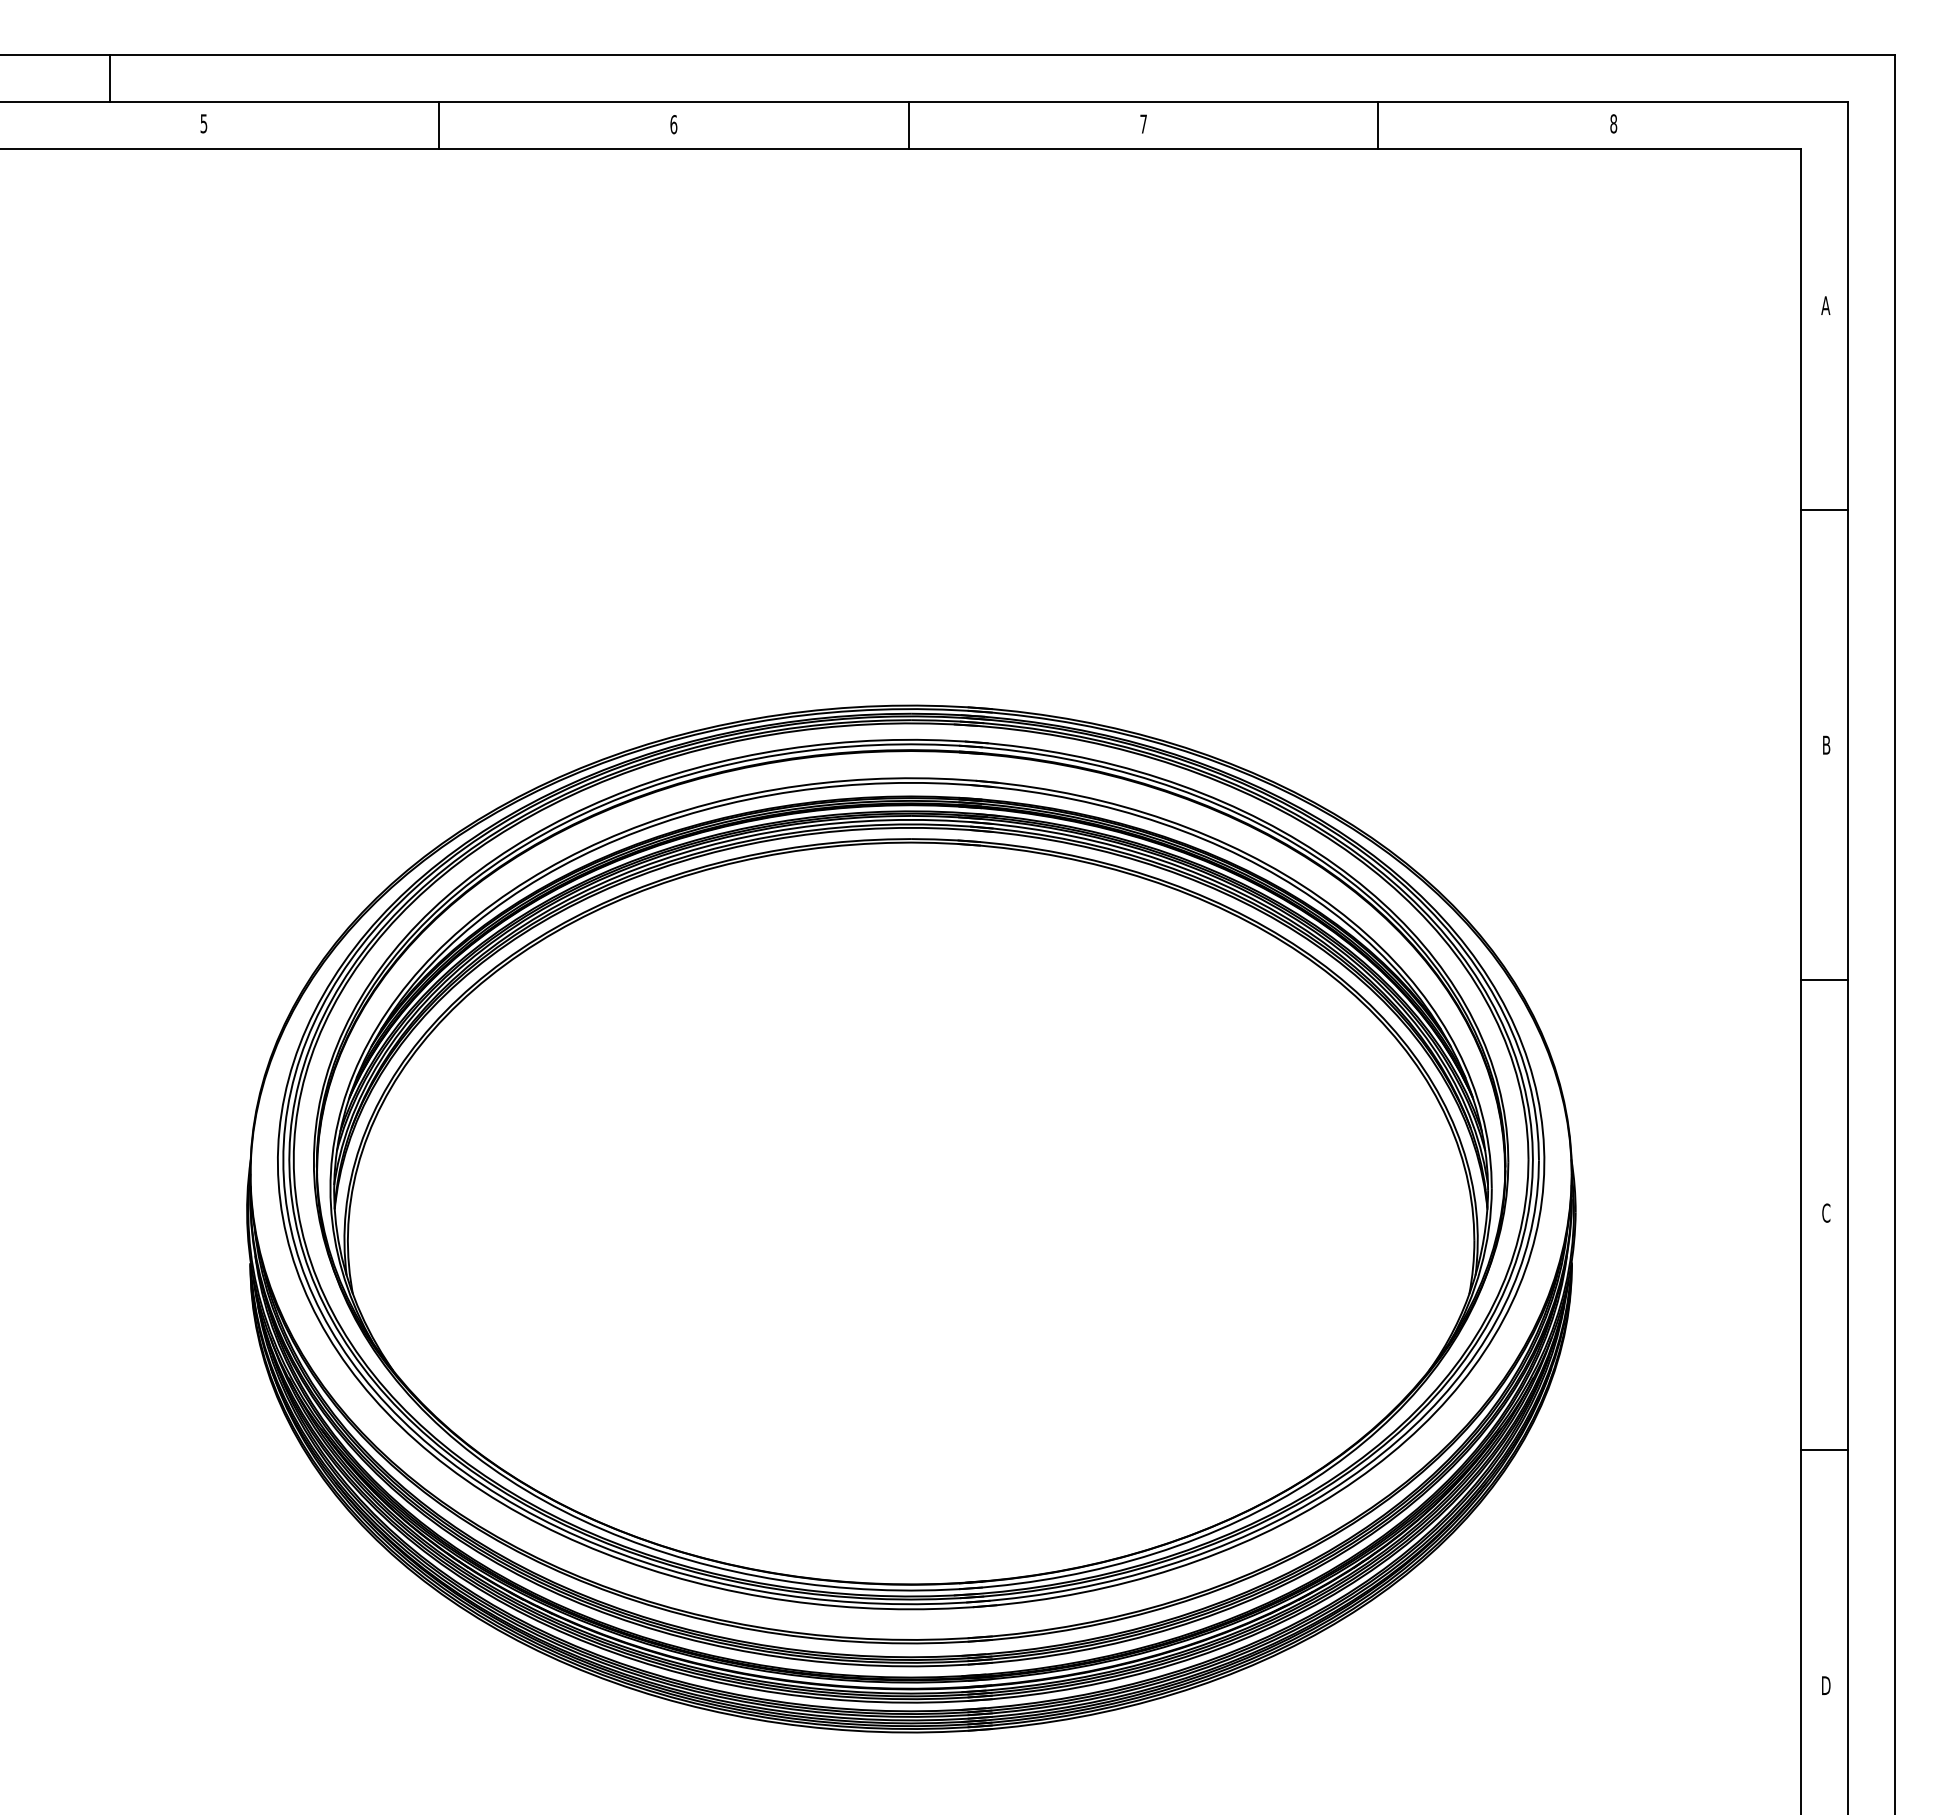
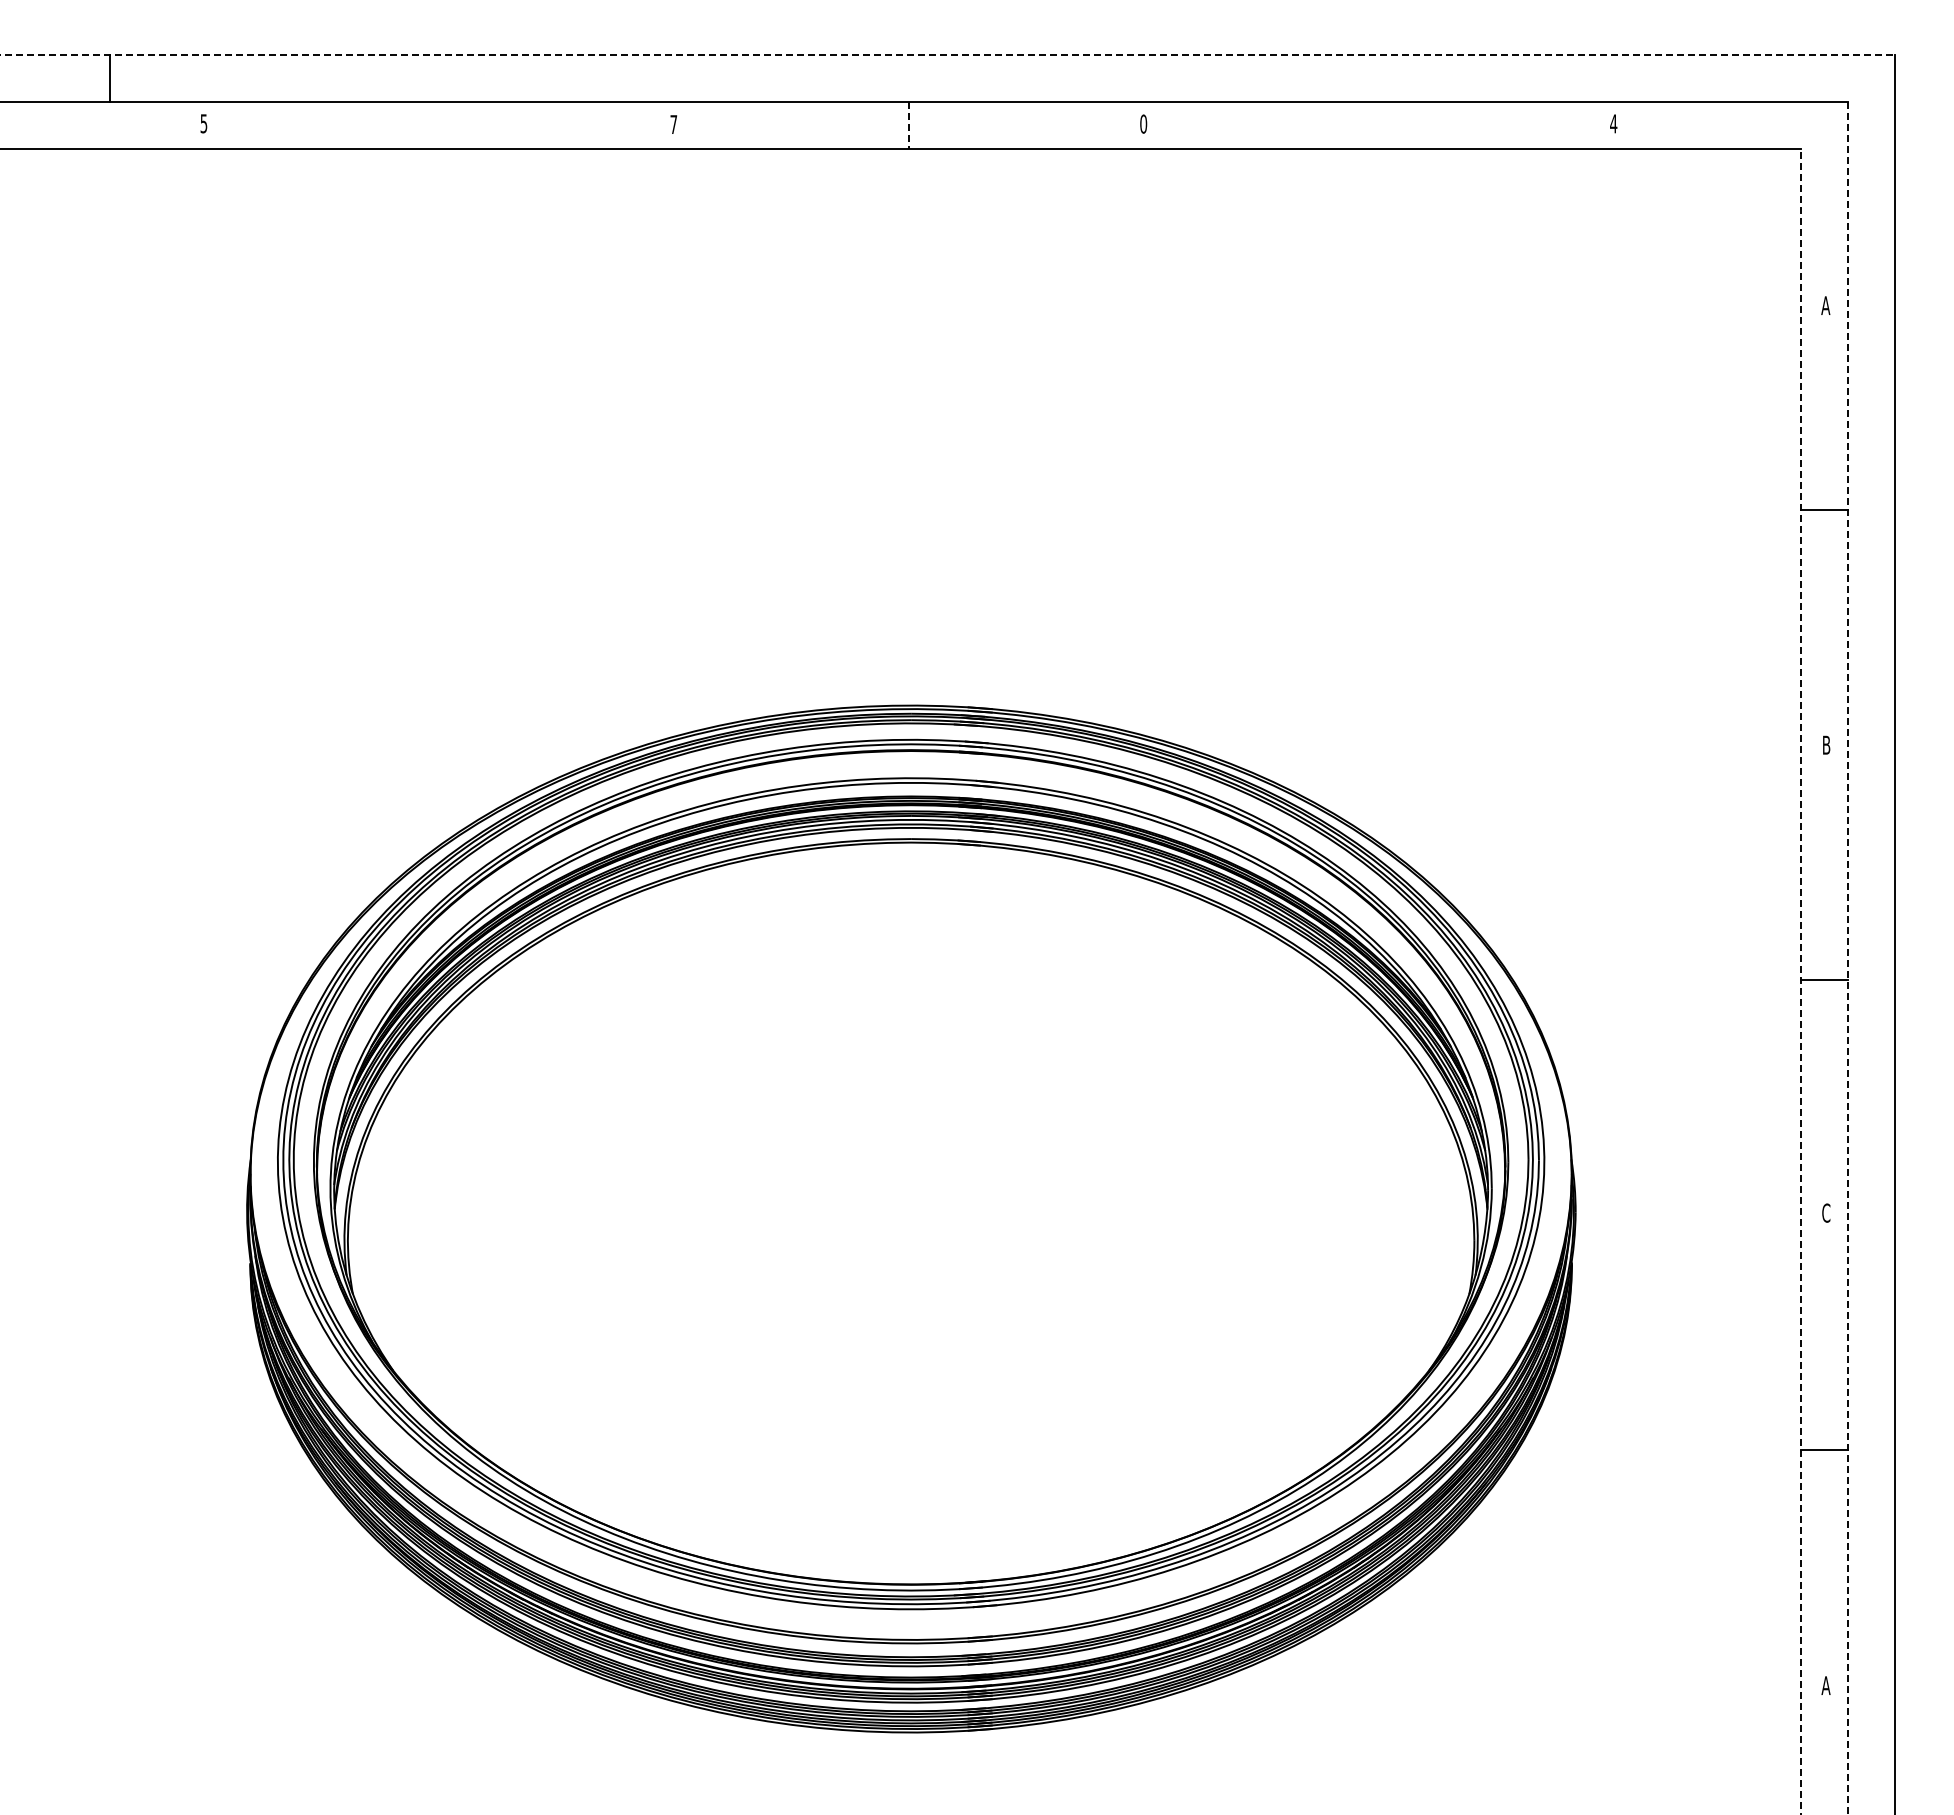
line: solid -> dashed (948, 54)
text: 7 -> 0 (1143, 123)
text: 8 -> 4 (1613, 123)
line: present -> none (438, 124)
text: 6 -> 7 (673, 124)
line: present -> none (1378, 124)
line: solid -> dashed (908, 125)
line: solid -> dashed (1848, 958)
line: solid -> dashed (1801, 981)
text: D -> A (1825, 1685)
